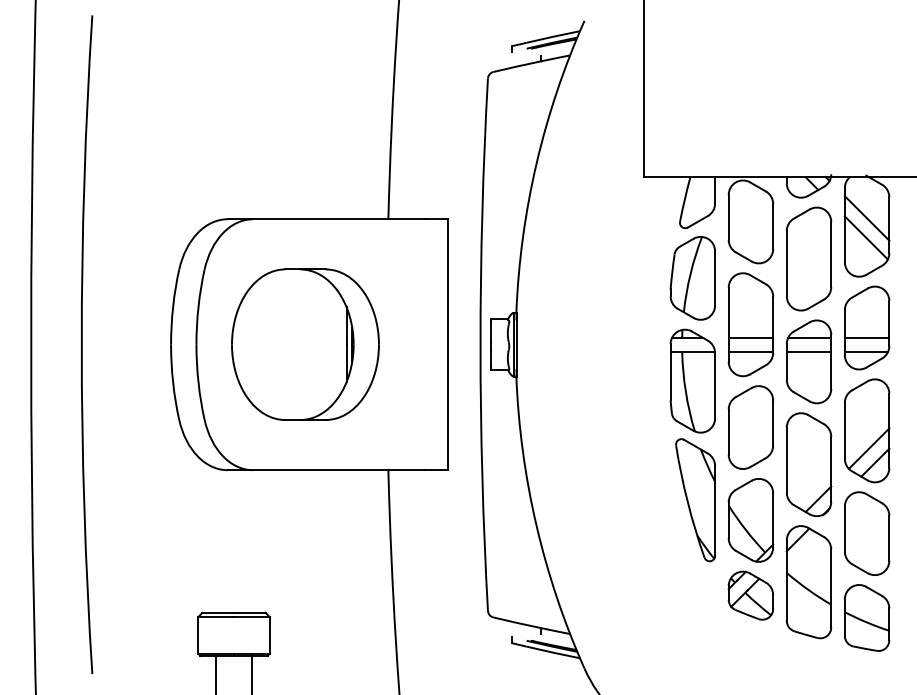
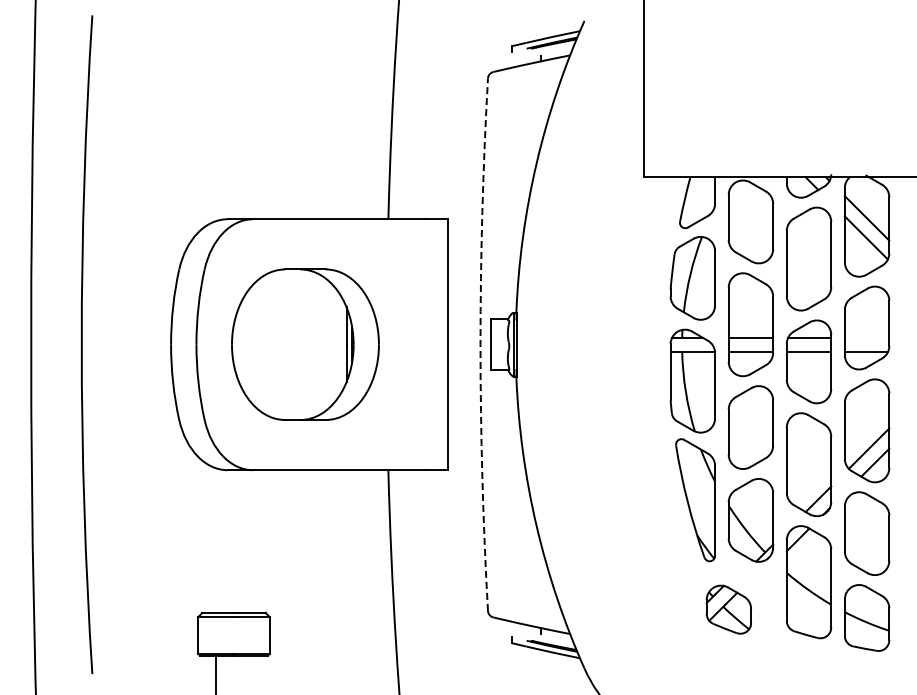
line: present -> none (866, 337)
arc: solid -> dashed (480, 344)
part position: (750, 595) -> (728, 609) (728, 609)
line: present -> none (252, 673)
